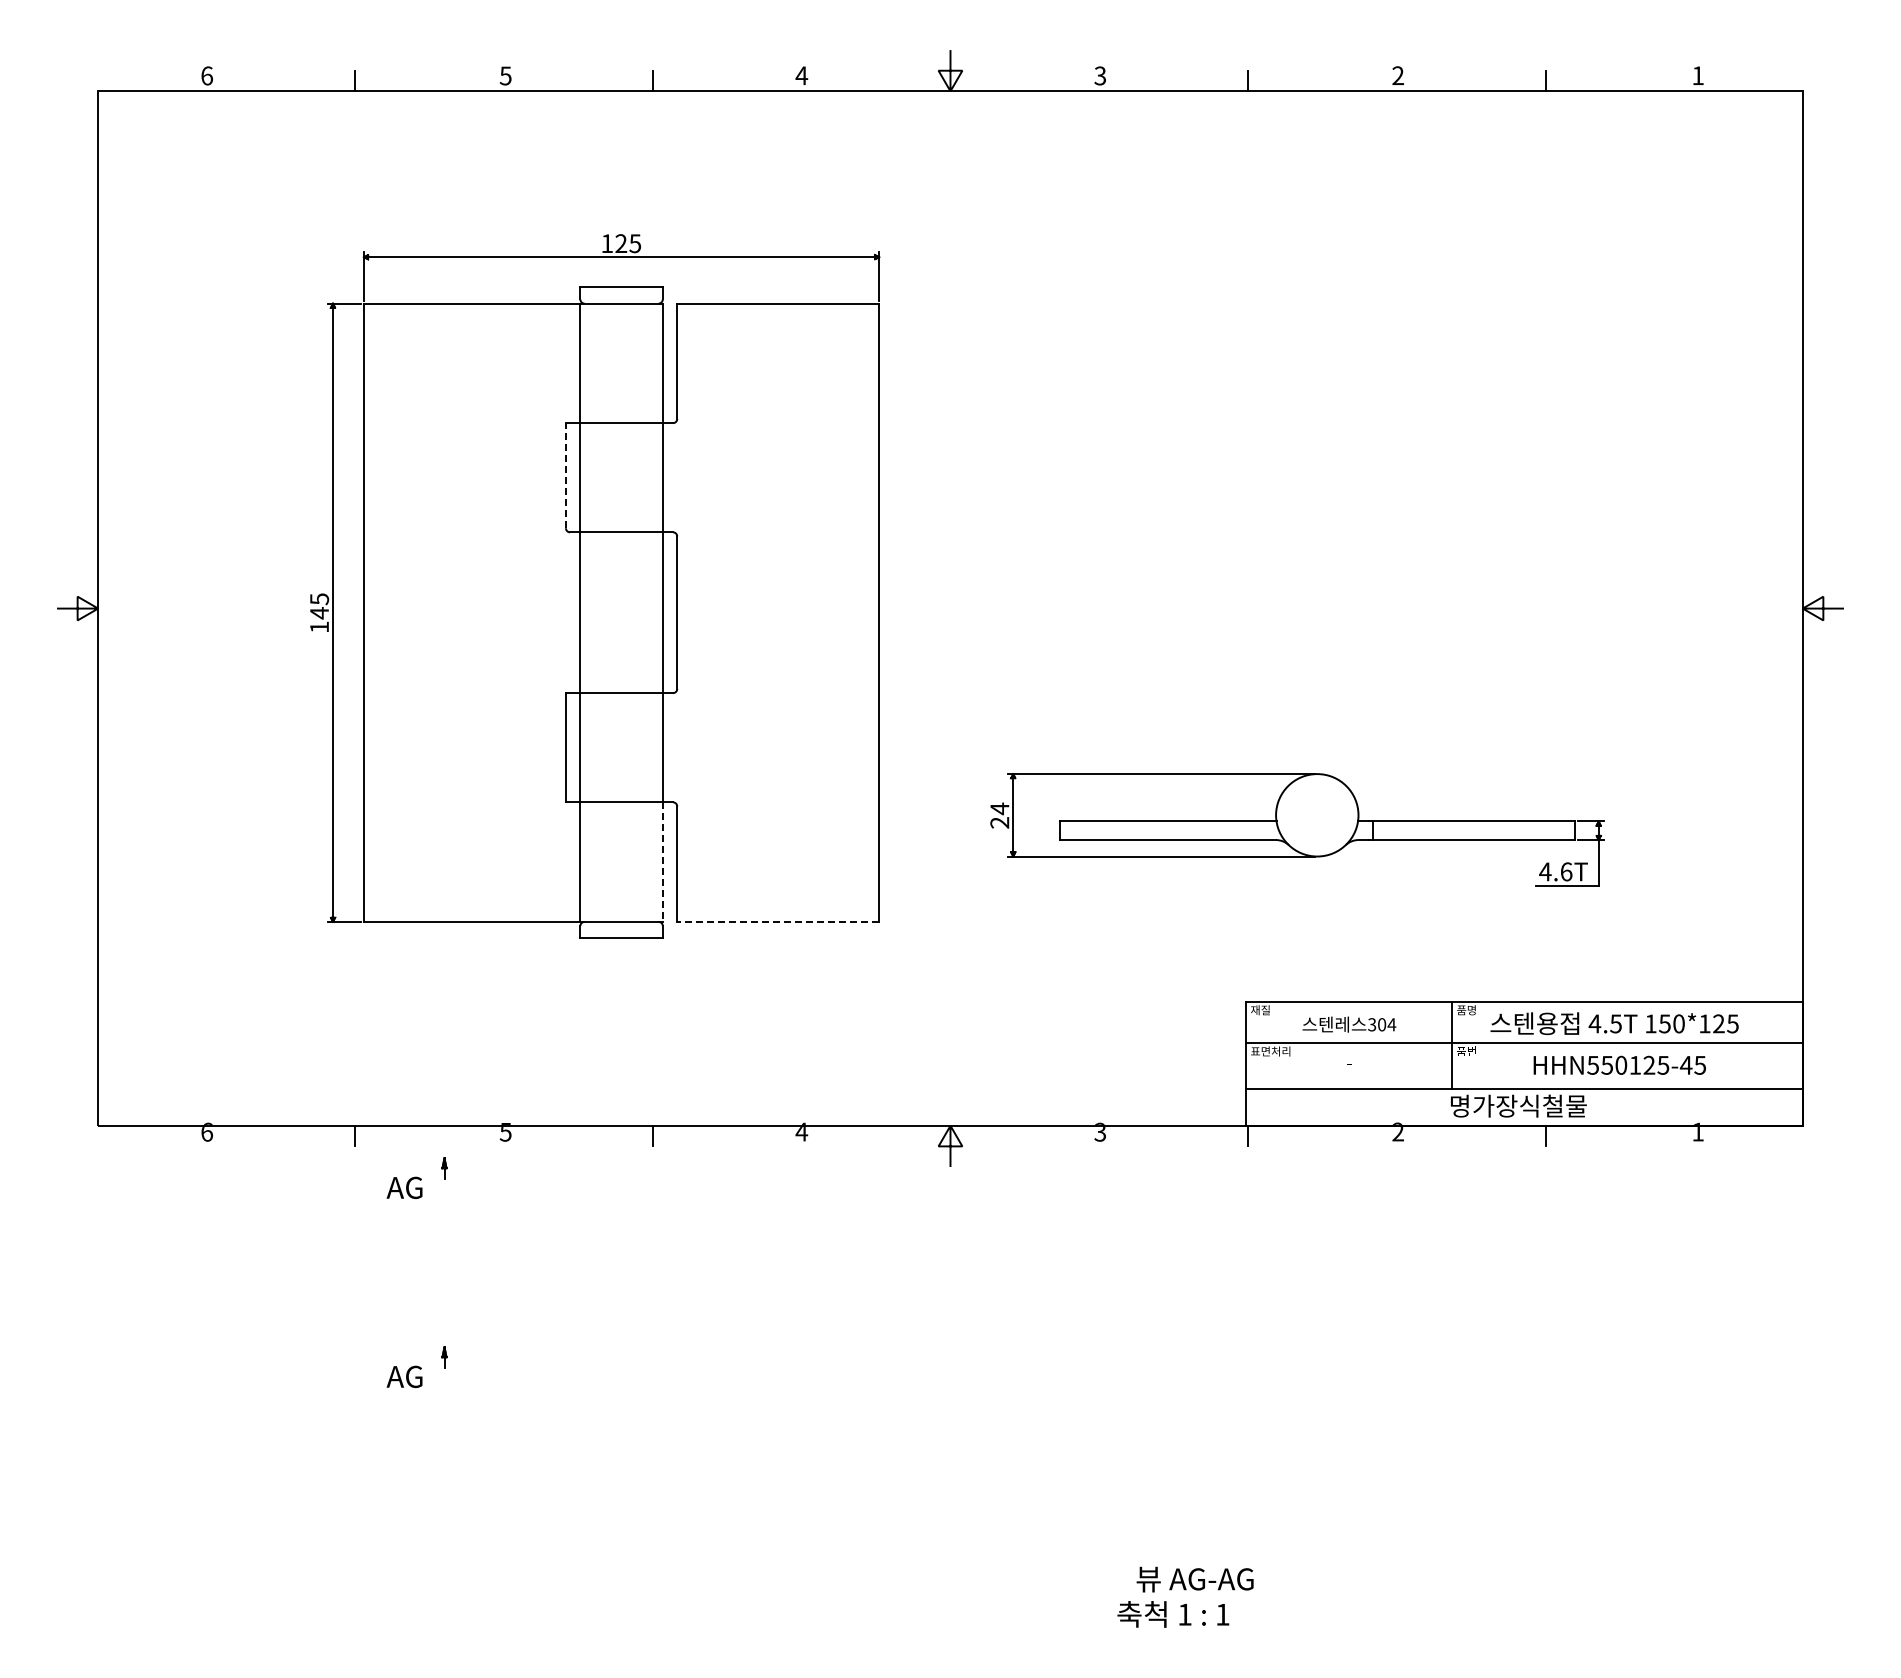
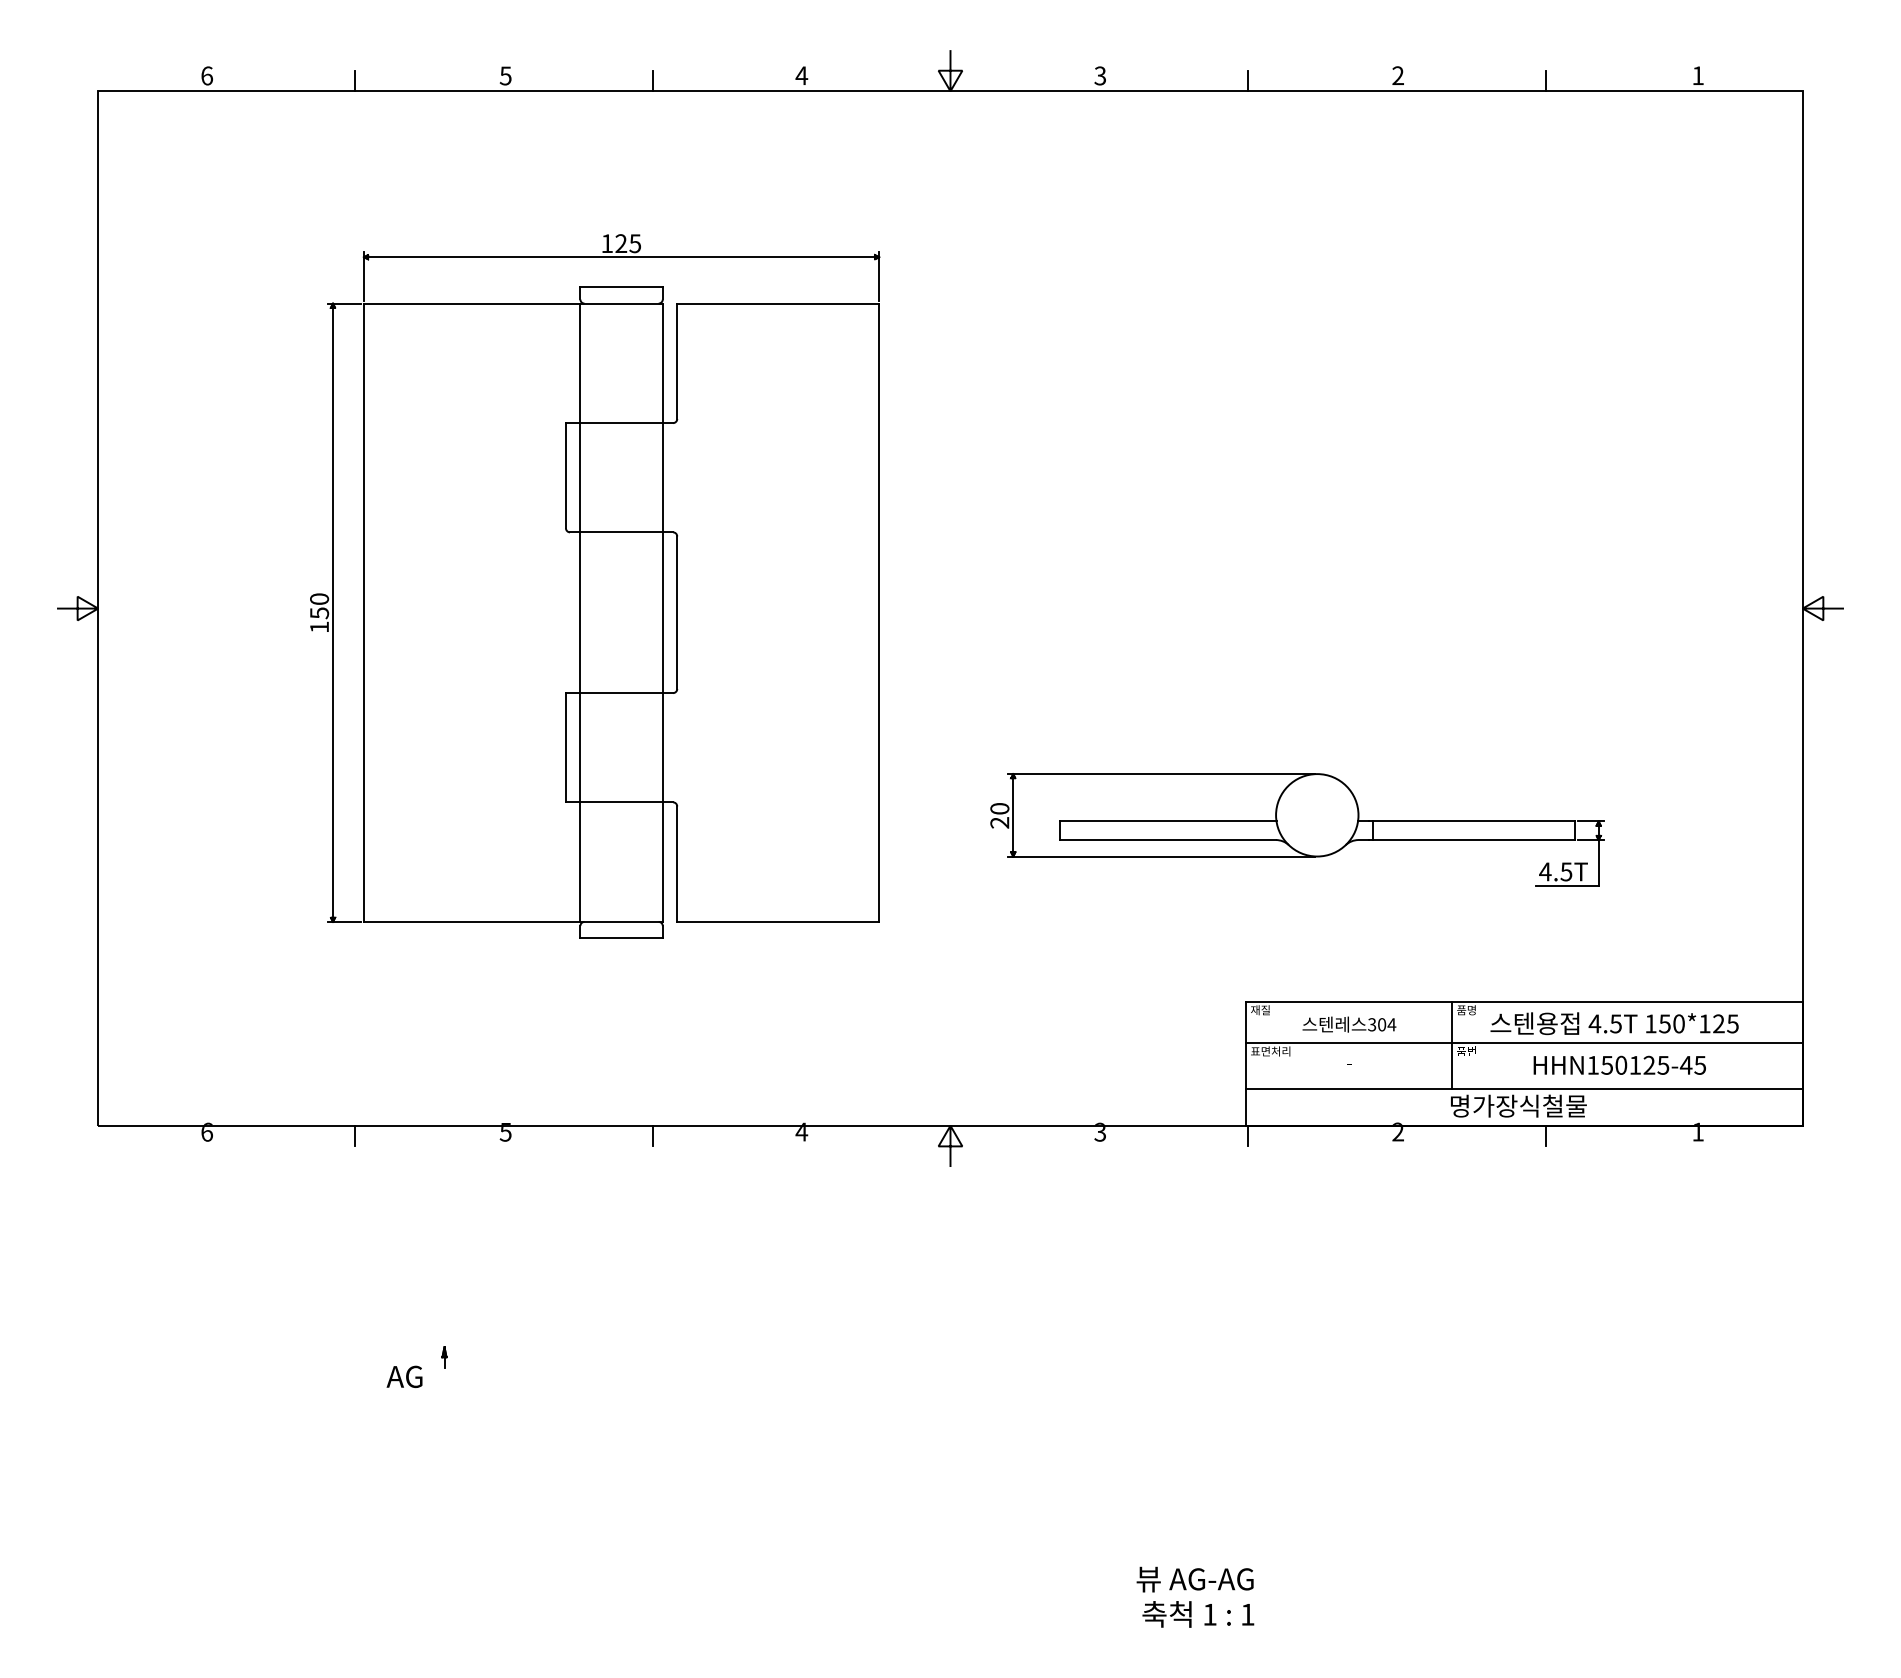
line: dashed -> solid (565, 475)
text: 145 -> 150 (319, 606)
text: 24 -> 20 (999, 808)
line: dashed -> solid (662, 862)
text: 4.6T -> 4.5T (1566, 871)
line: dashed -> solid (778, 921)
text: HHN550125-45 -> HHN150125-45 (1592, 1065)
part: present -> none (416, 1177)
text position: (1173, 1614) -> (1198, 1614) (1198, 1614)
